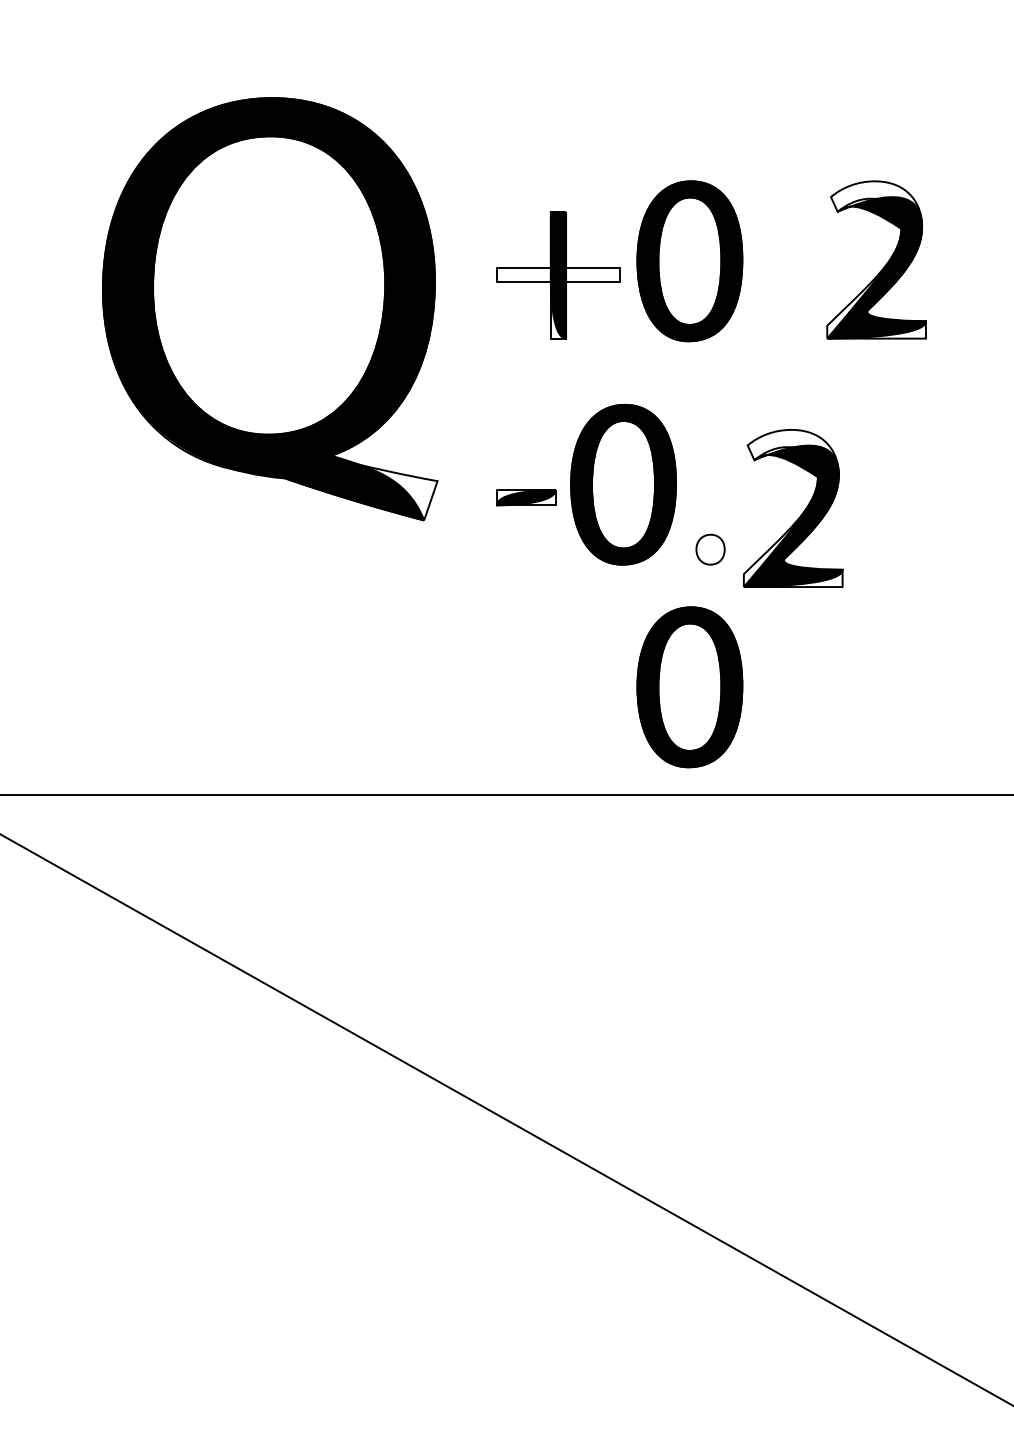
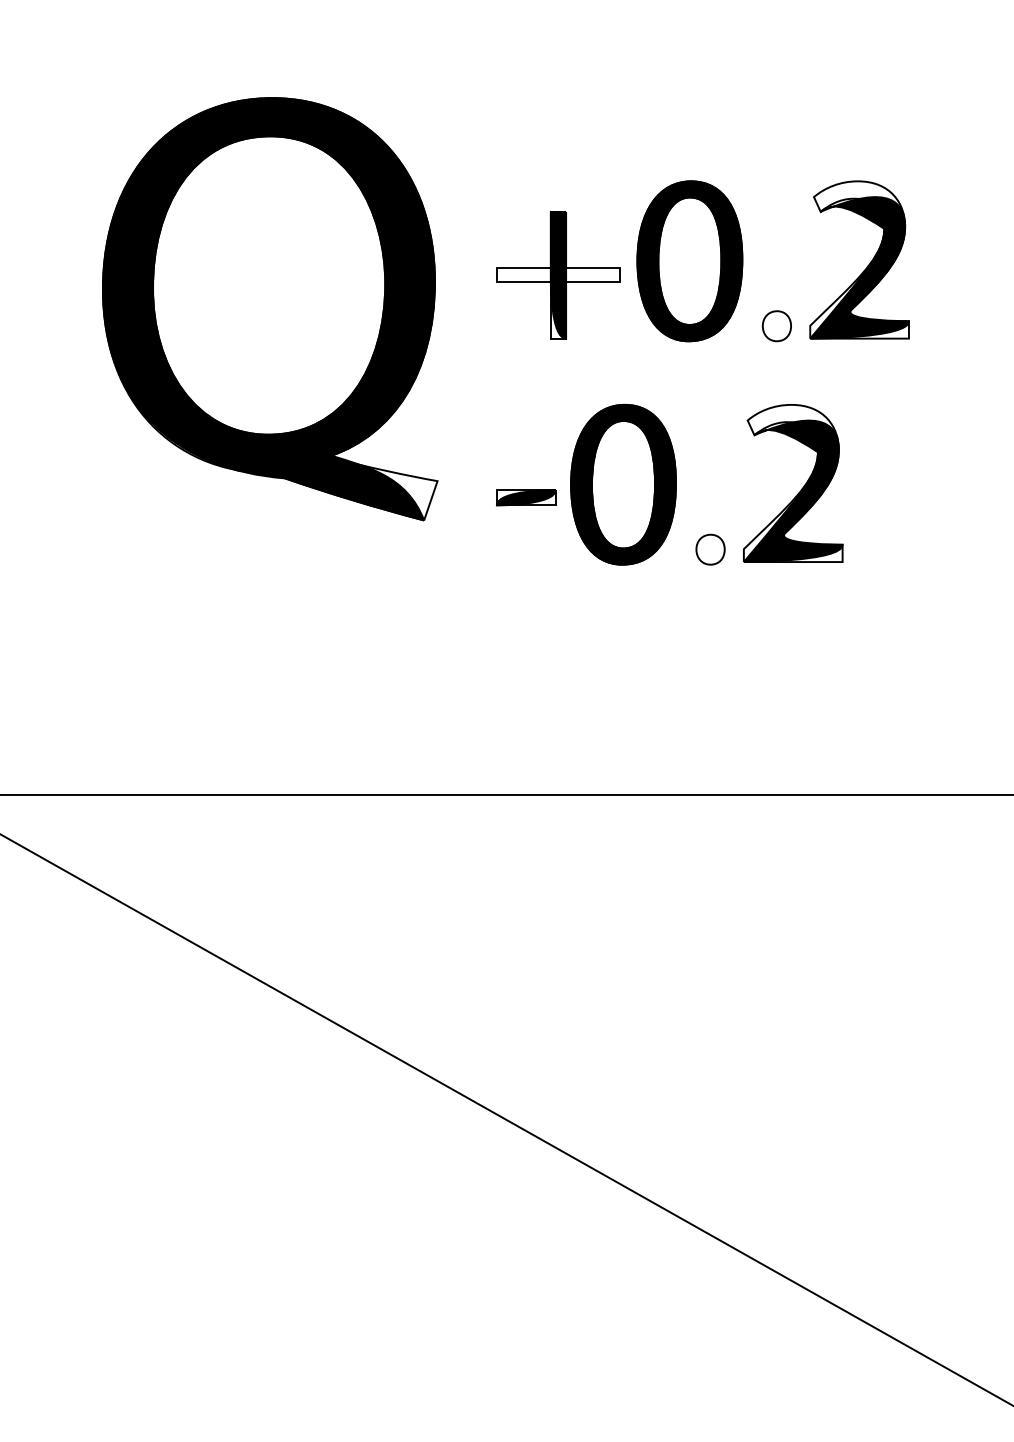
part position: (884, 265) -> (867, 265) (867, 265)
part: none -> present (776, 326)
part position: (801, 513) -> (801, 488) (801, 488)
part: present -> none (689, 687)
